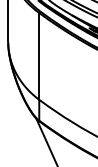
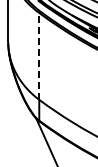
line: solid -> dashed (39, 55)
